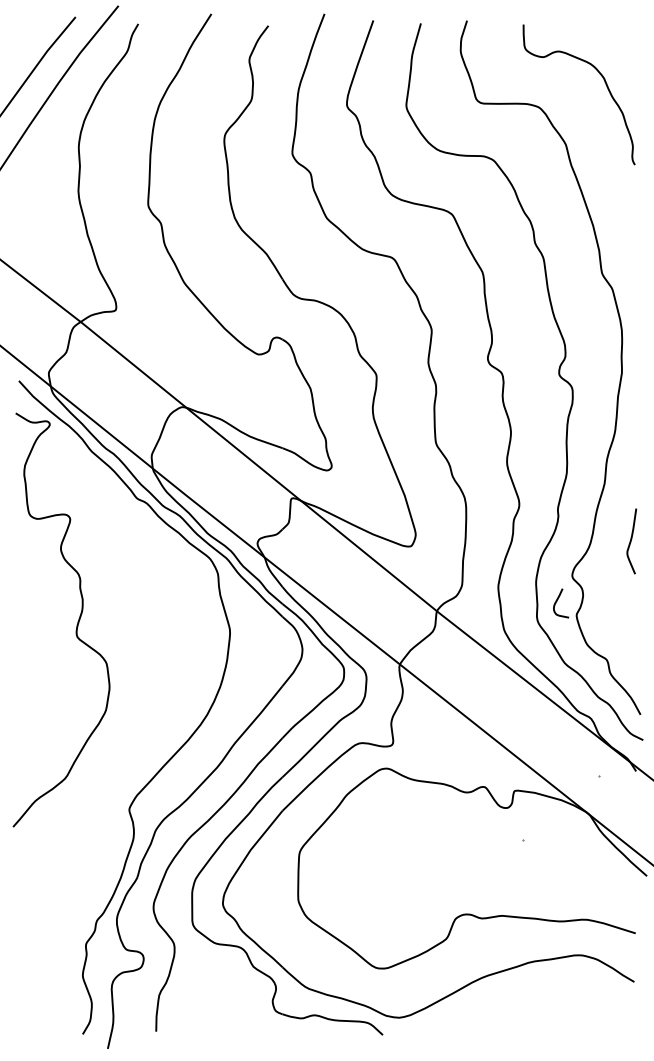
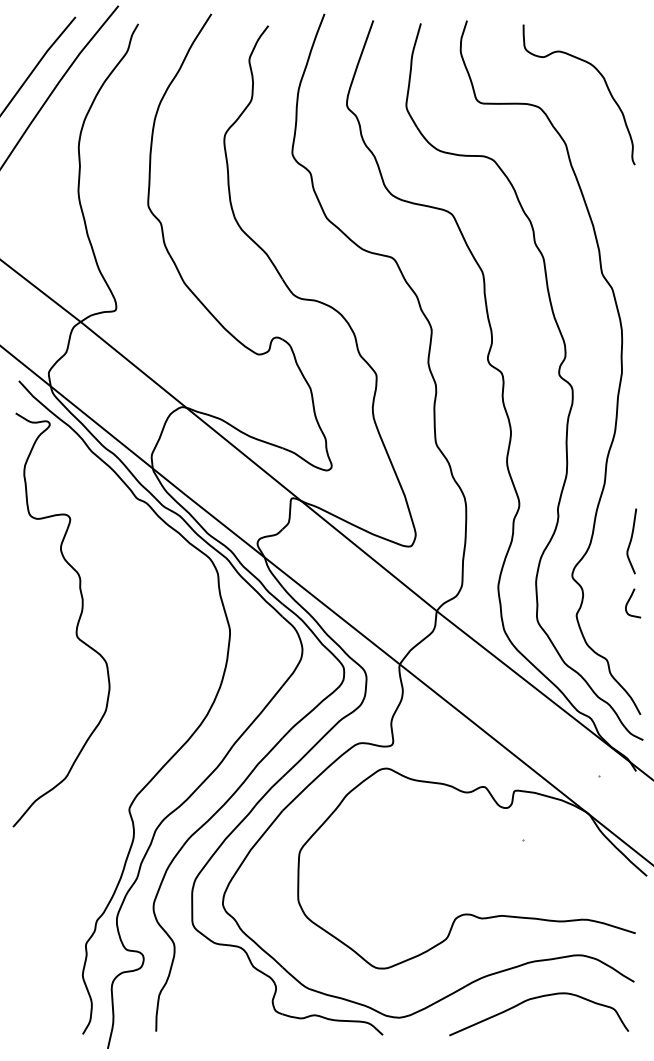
curve position: (557, 601) -> (629, 601) (629, 601)
curve: none -> present (534, 999)
